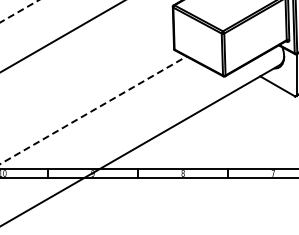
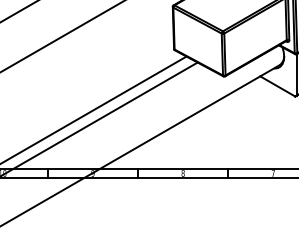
line: dashed -> solid (19, 11)
line: dashed -> solid (93, 110)
line: none -> present (99, 118)
